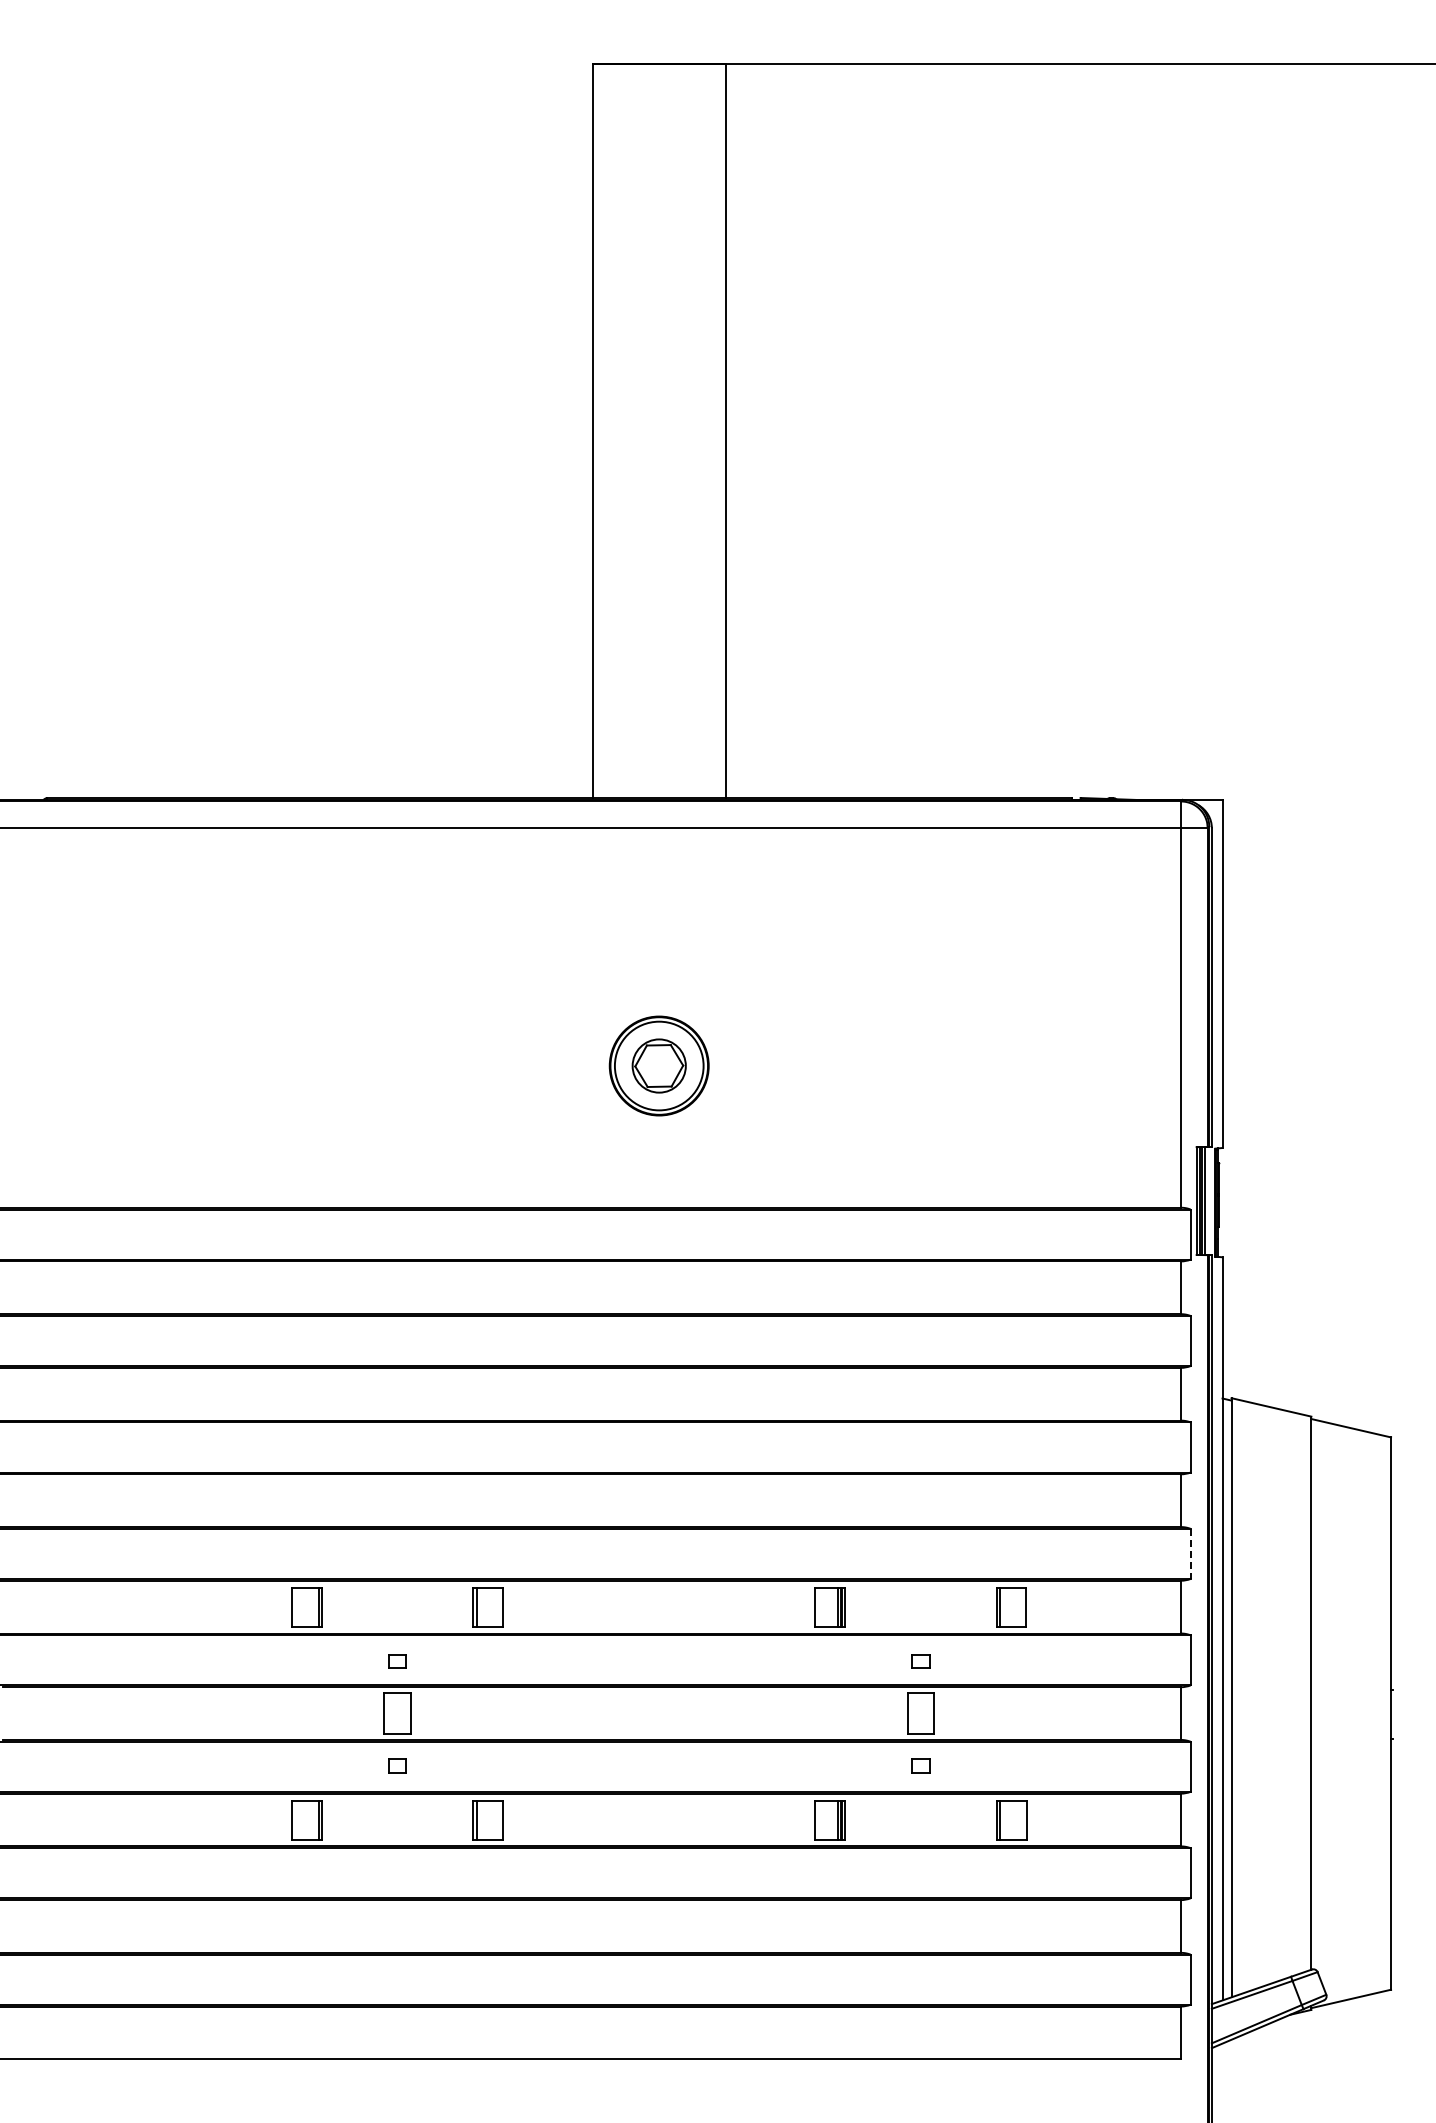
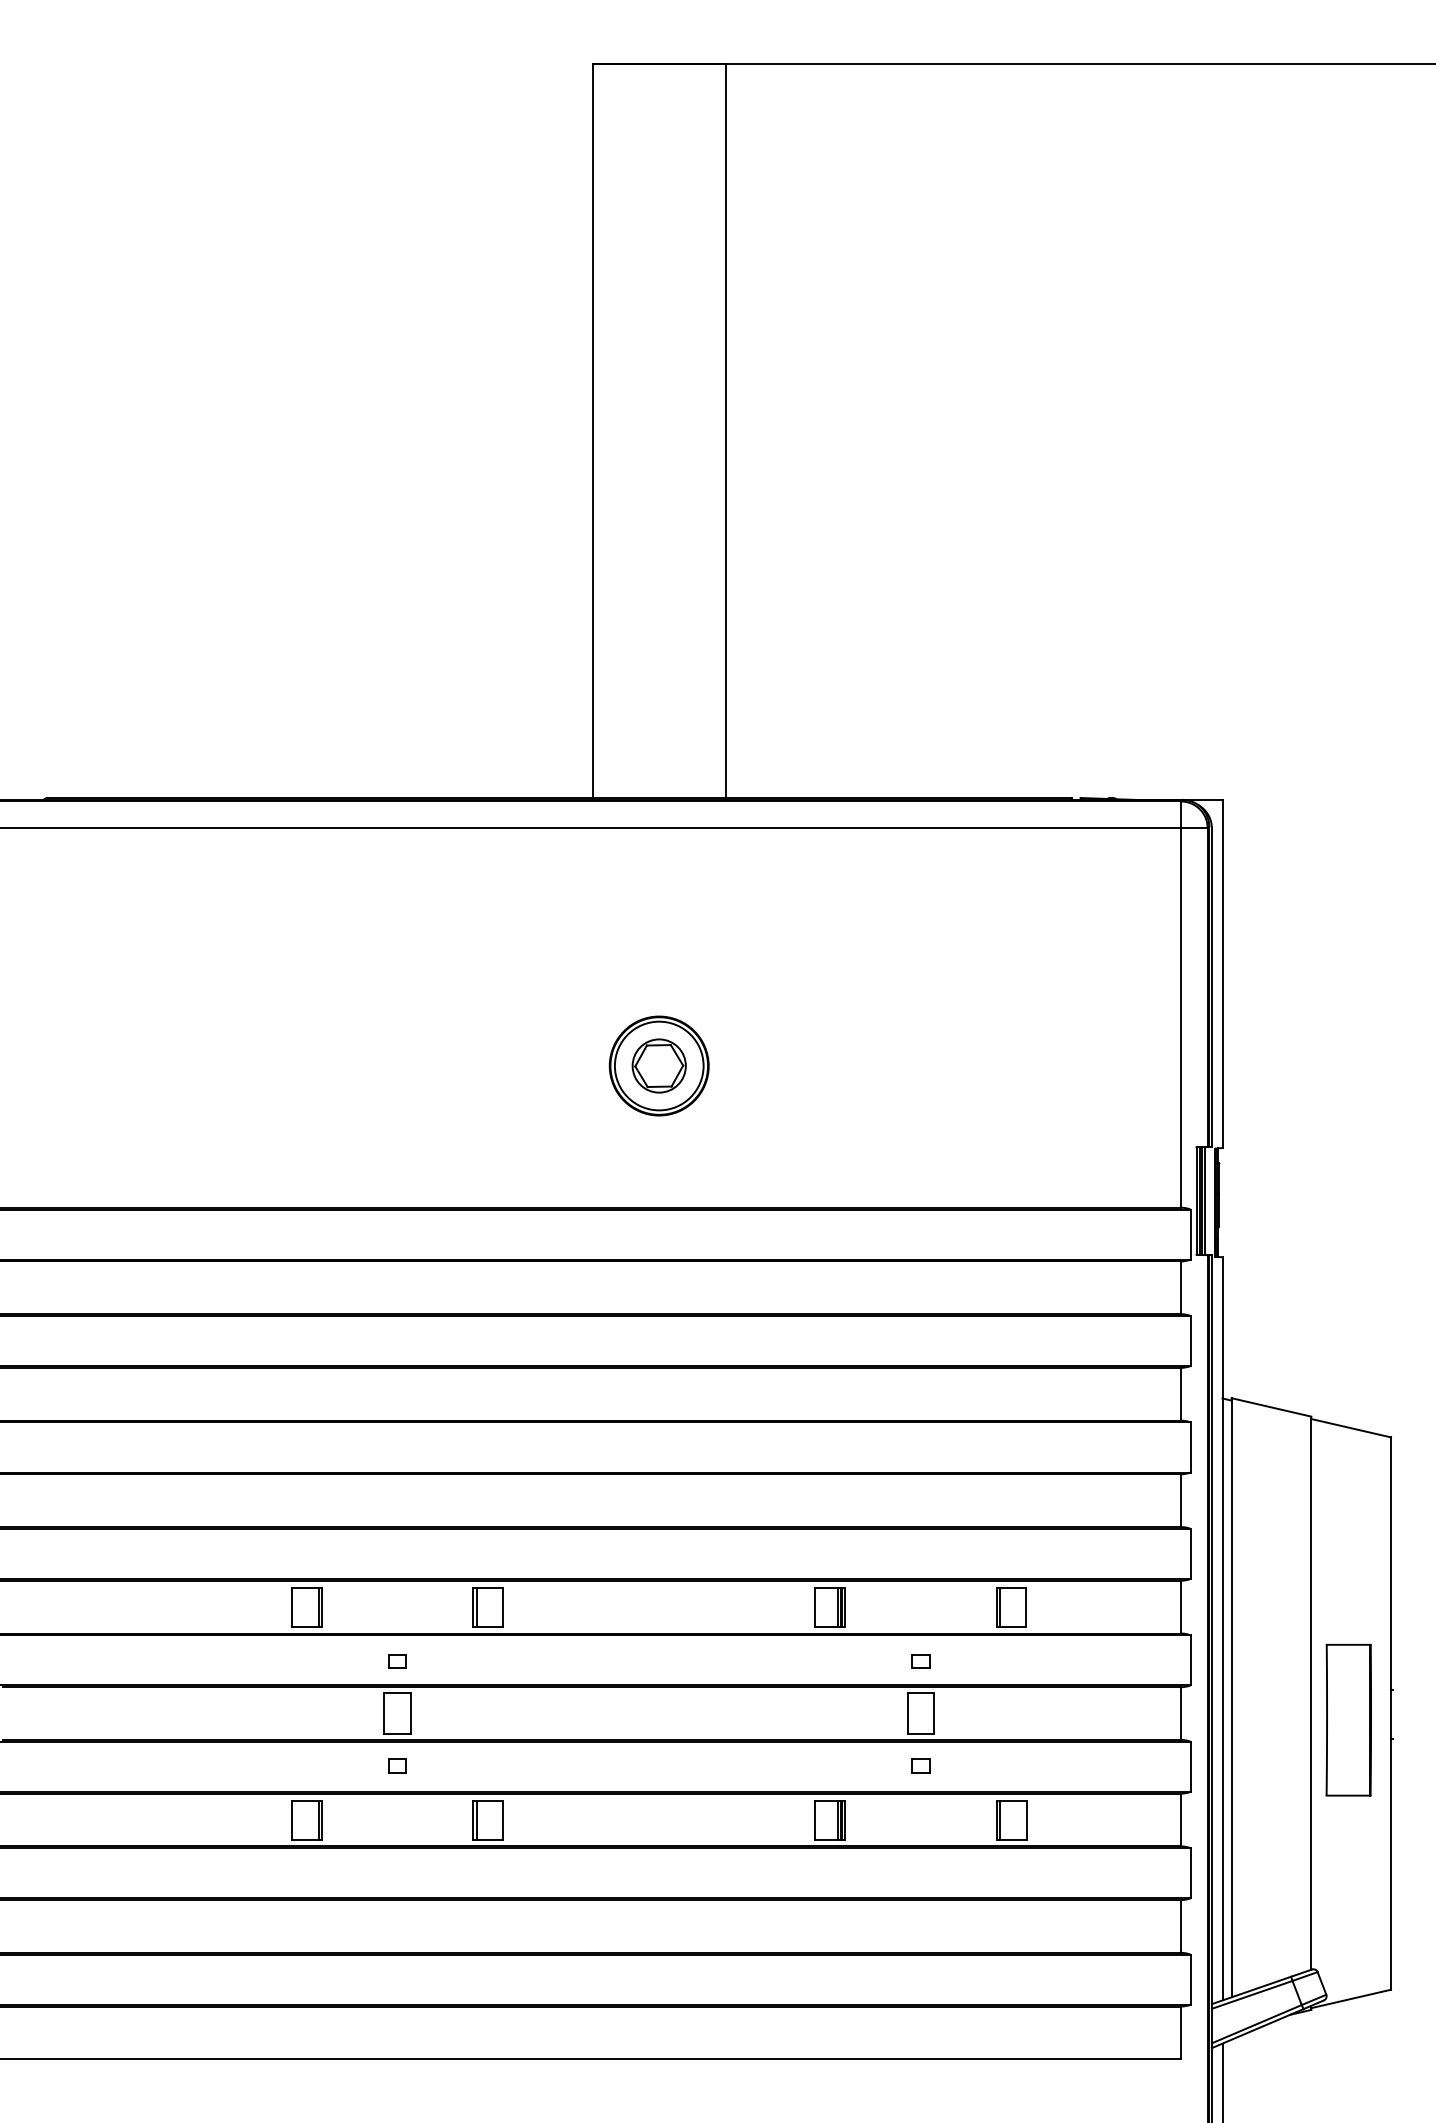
line: dashed -> solid (1190, 1554)
part: none -> present (1348, 1719)
line: none -> present (1222, 2081)
